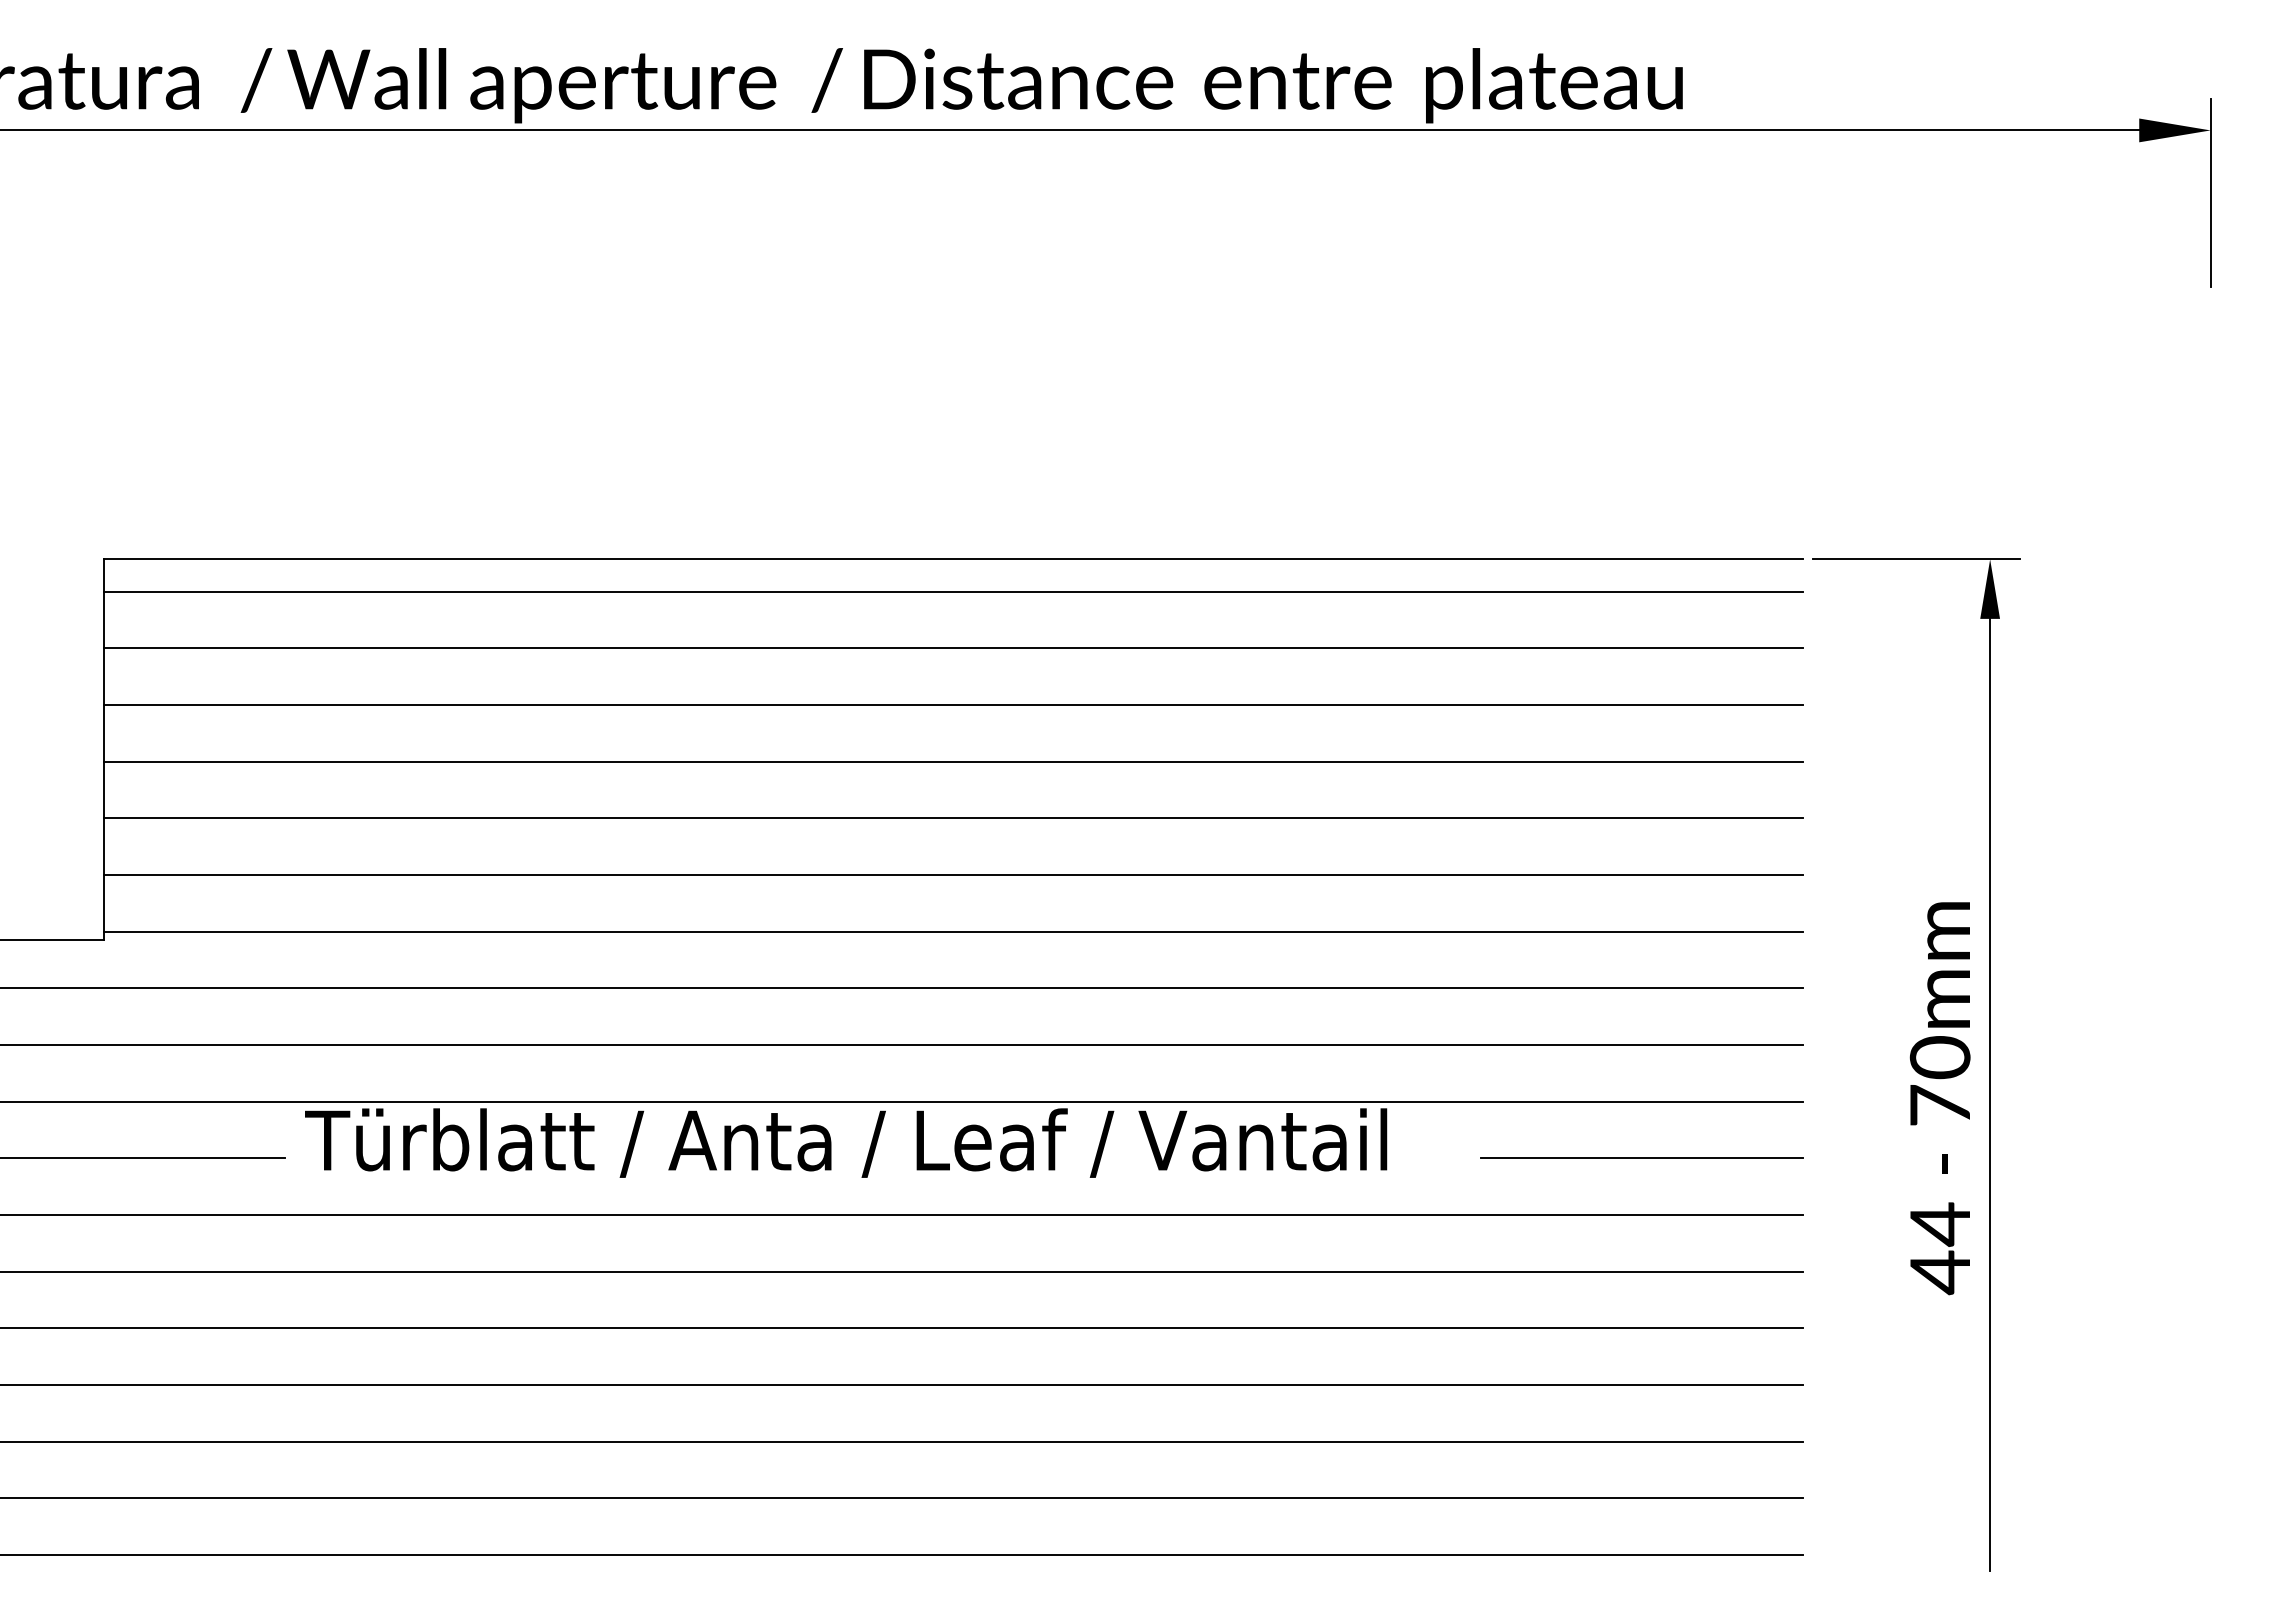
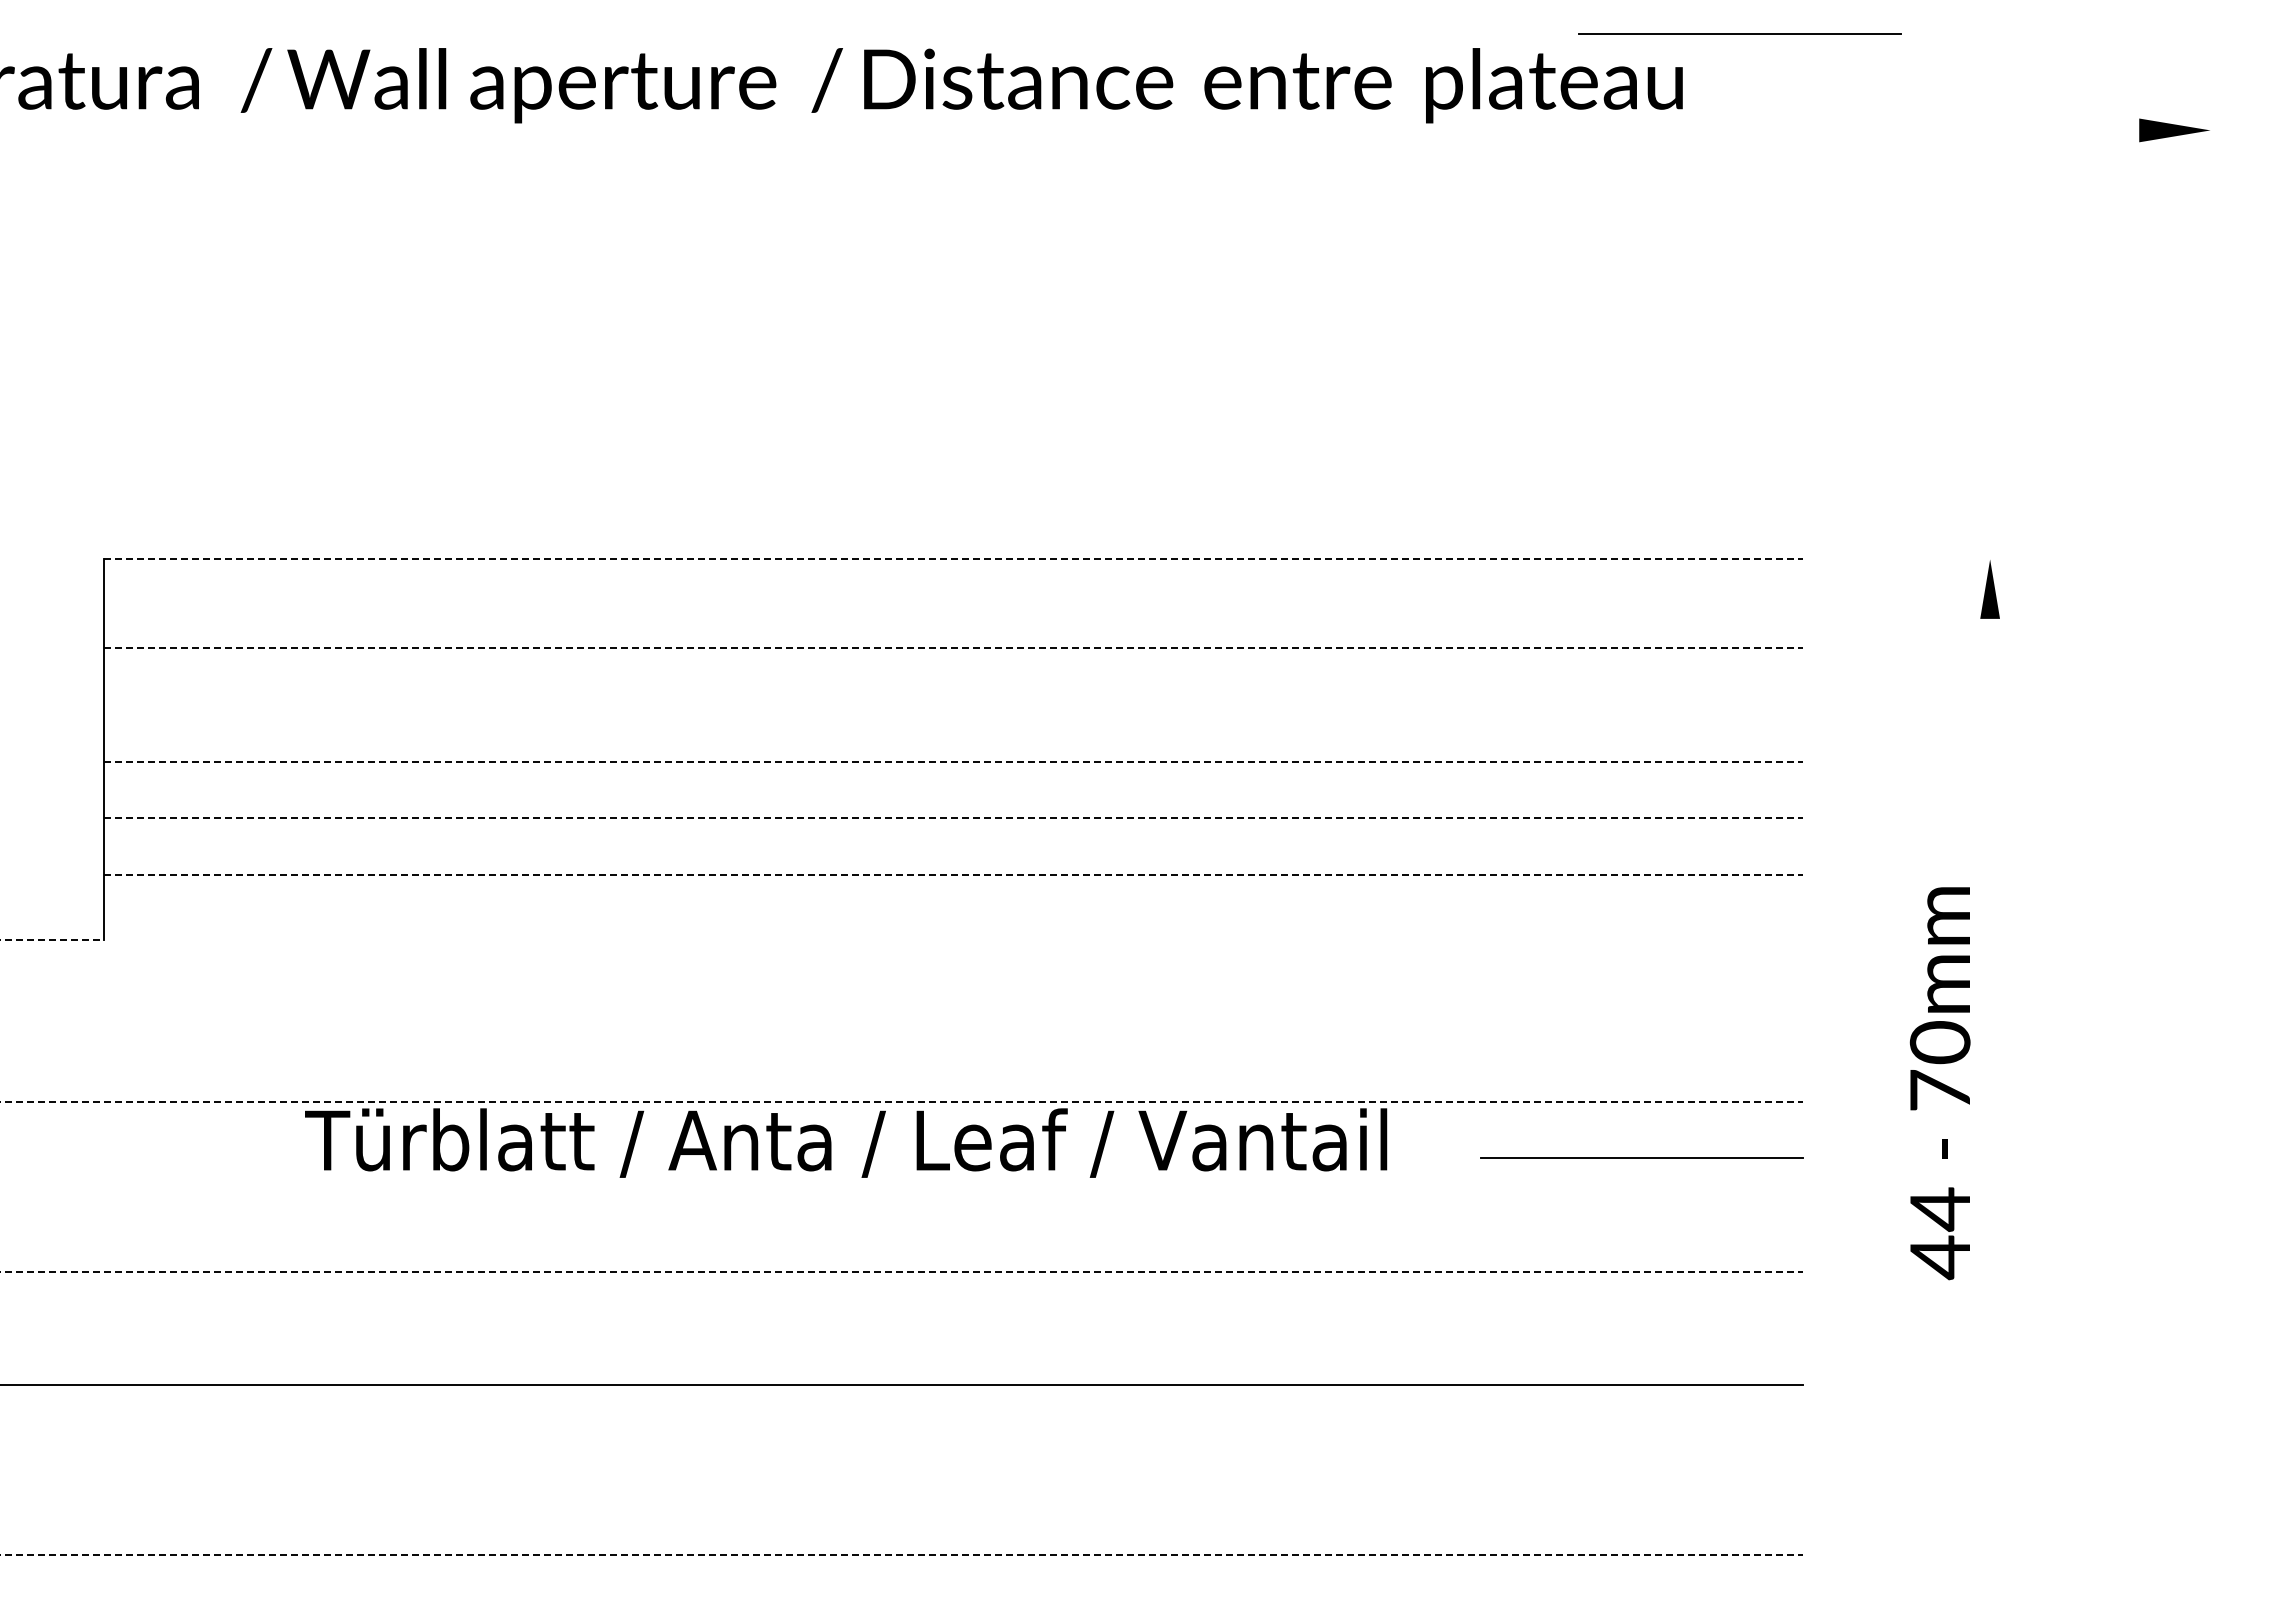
line: none -> present (1739, 33)
line: present -> none (1070, 130)
line: present -> none (2210, 192)
line: solid -> dashed (953, 559)
line: present -> none (1916, 559)
line: present -> none (953, 591)
line: solid -> dashed (953, 648)
line: present -> none (953, 705)
line: solid -> dashed (953, 761)
line: solid -> dashed (953, 818)
line: solid -> dashed (953, 875)
line: present -> none (953, 931)
line: solid -> dashed (52, 940)
line: present -> none (902, 988)
line: present -> none (902, 1045)
line: present -> none (1990, 1094)
text position: (1939, 1098) -> (1939, 1083) (1939, 1083)
line: solid -> dashed (901, 1101)
line: present -> none (143, 1158)
line: present -> none (902, 1215)
line: solid -> dashed (901, 1271)
line: present -> none (902, 1328)
line: present -> none (902, 1441)
line: present -> none (902, 1498)
line: solid -> dashed (901, 1555)
